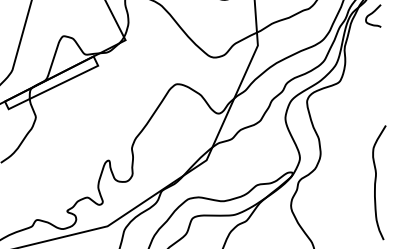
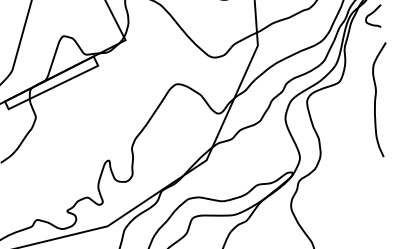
curve position: (376, 182) -> (376, 99) (376, 99)
